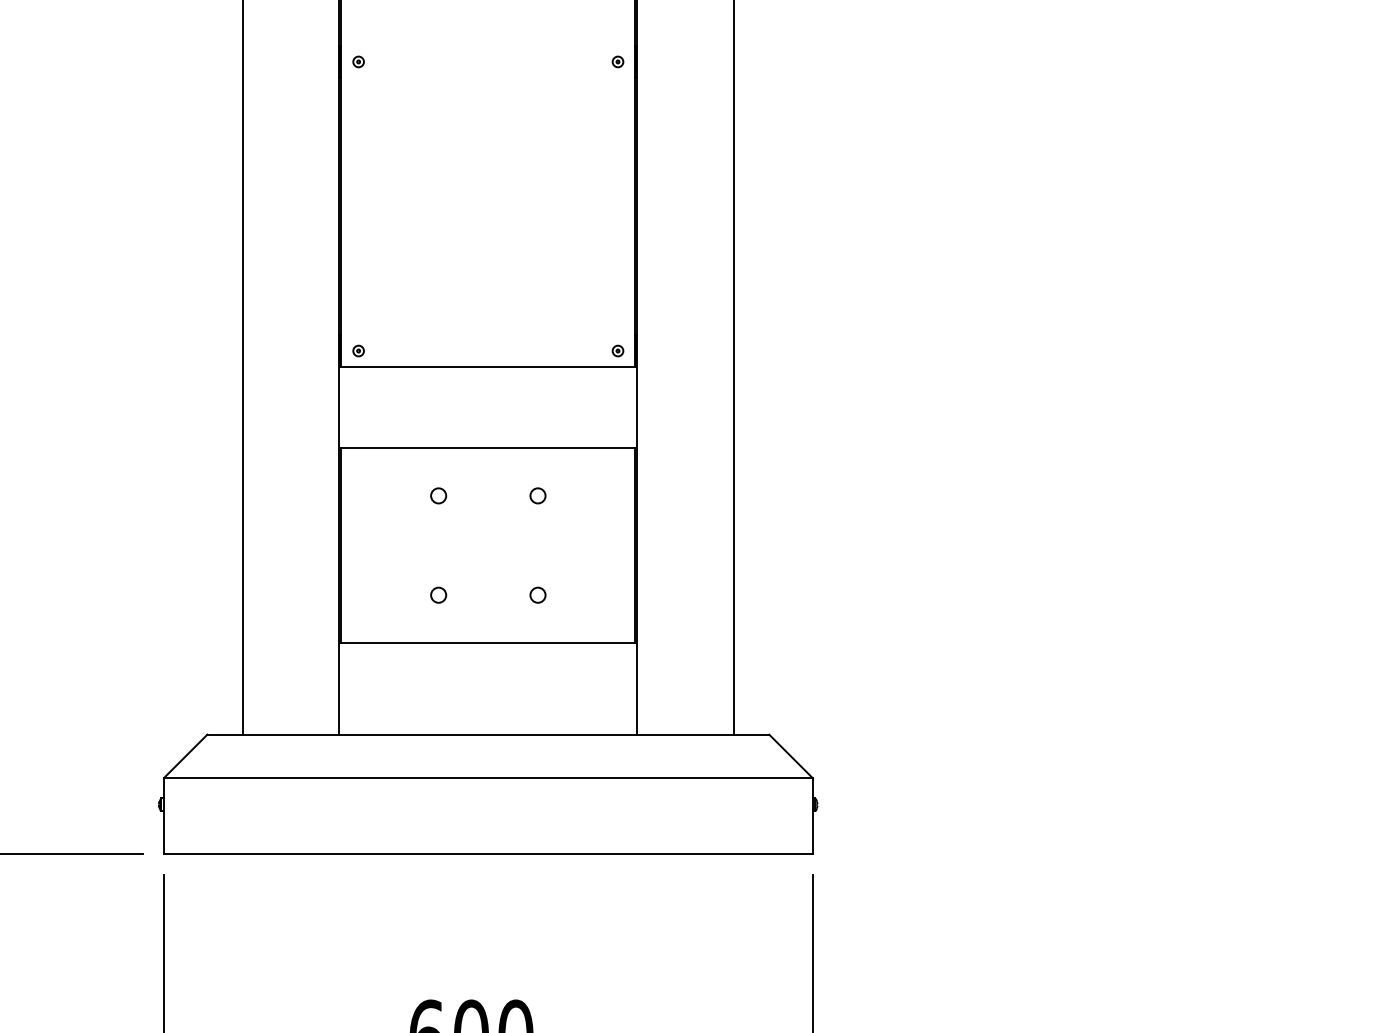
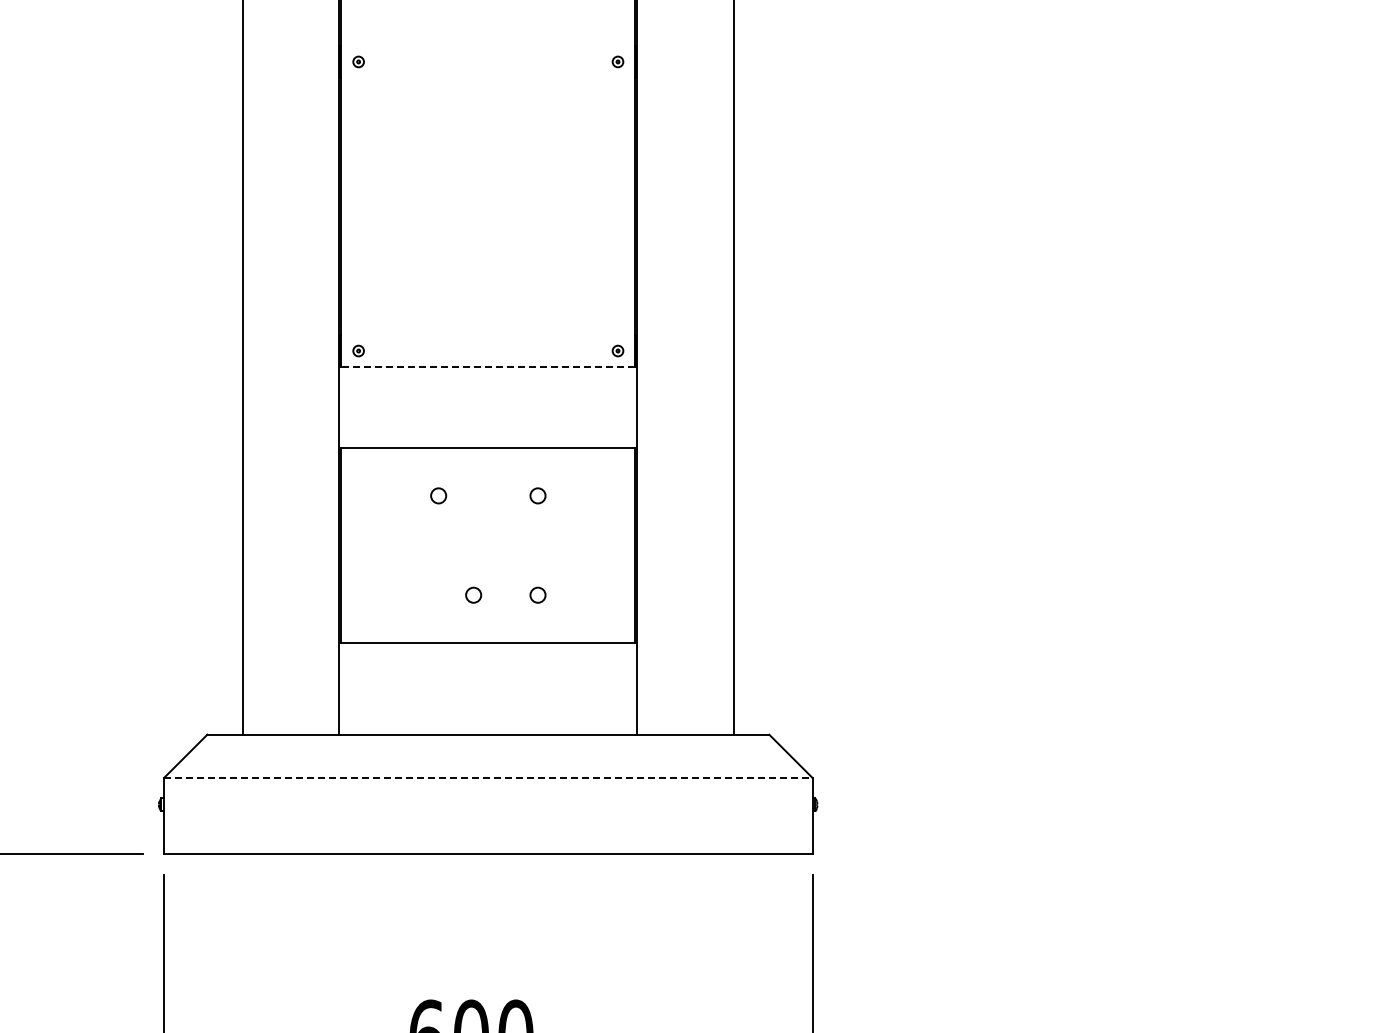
line: solid -> dashed (488, 367)
circle position: (438, 594) -> (473, 594) (473, 594)
line: solid -> dashed (488, 777)
